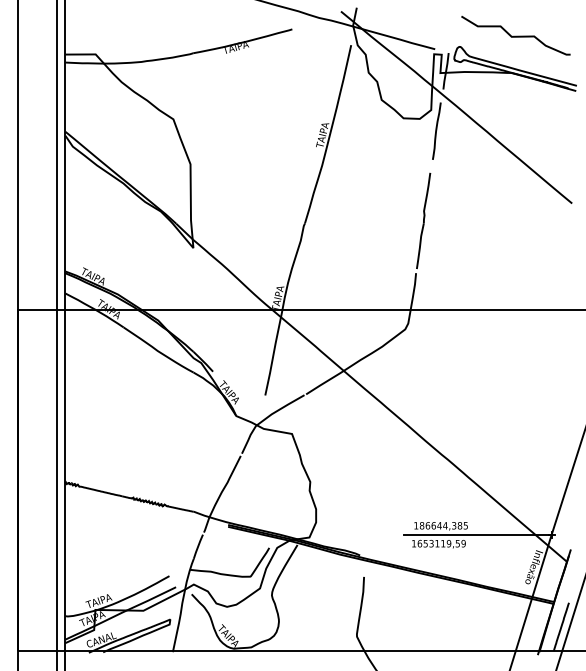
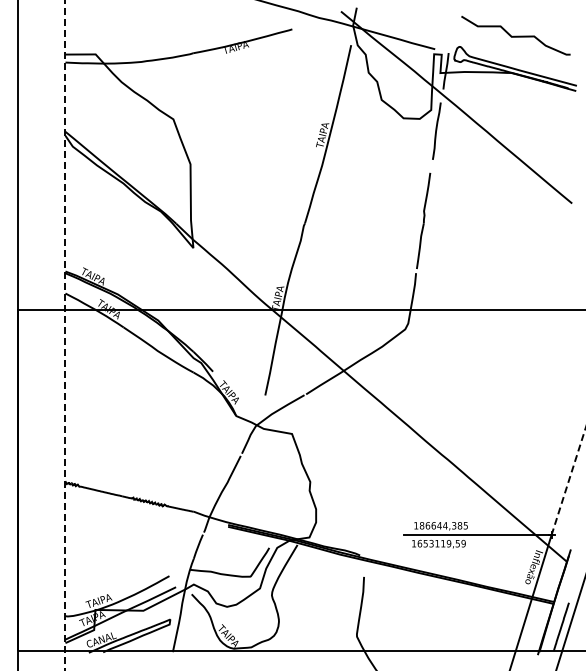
line: present -> none (56, 334)
line: solid -> dashed (65, 335)
line: solid -> dashed (568, 480)
